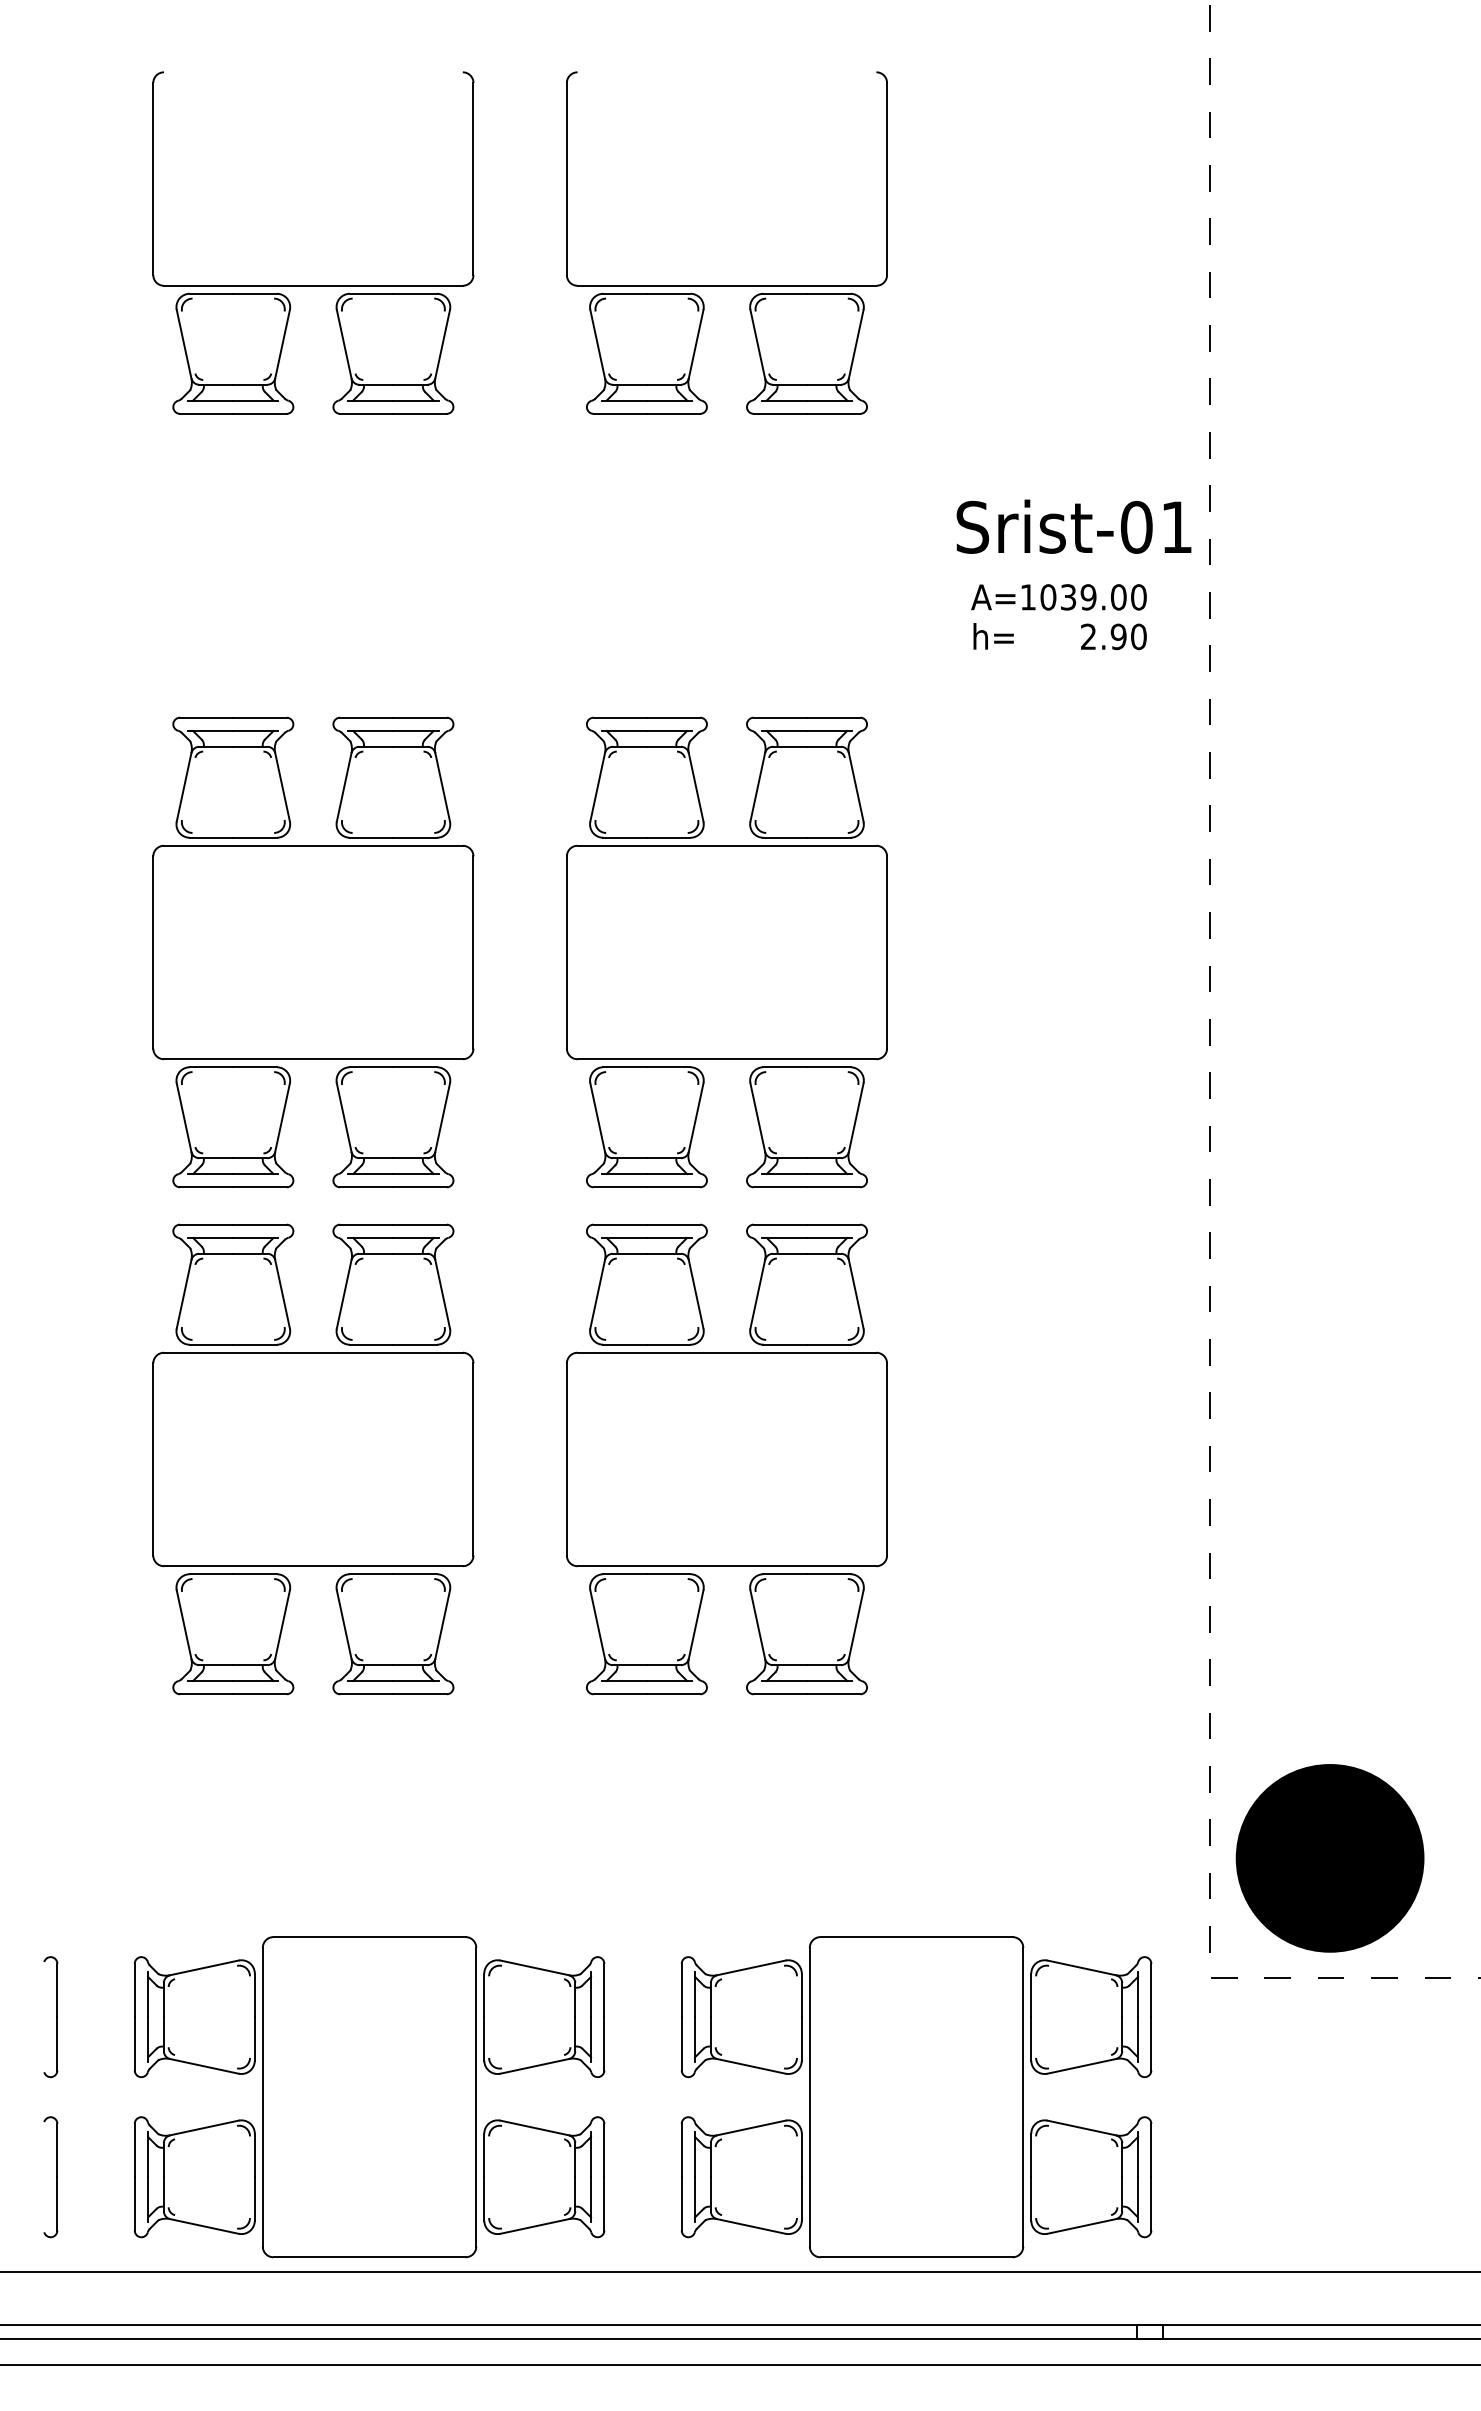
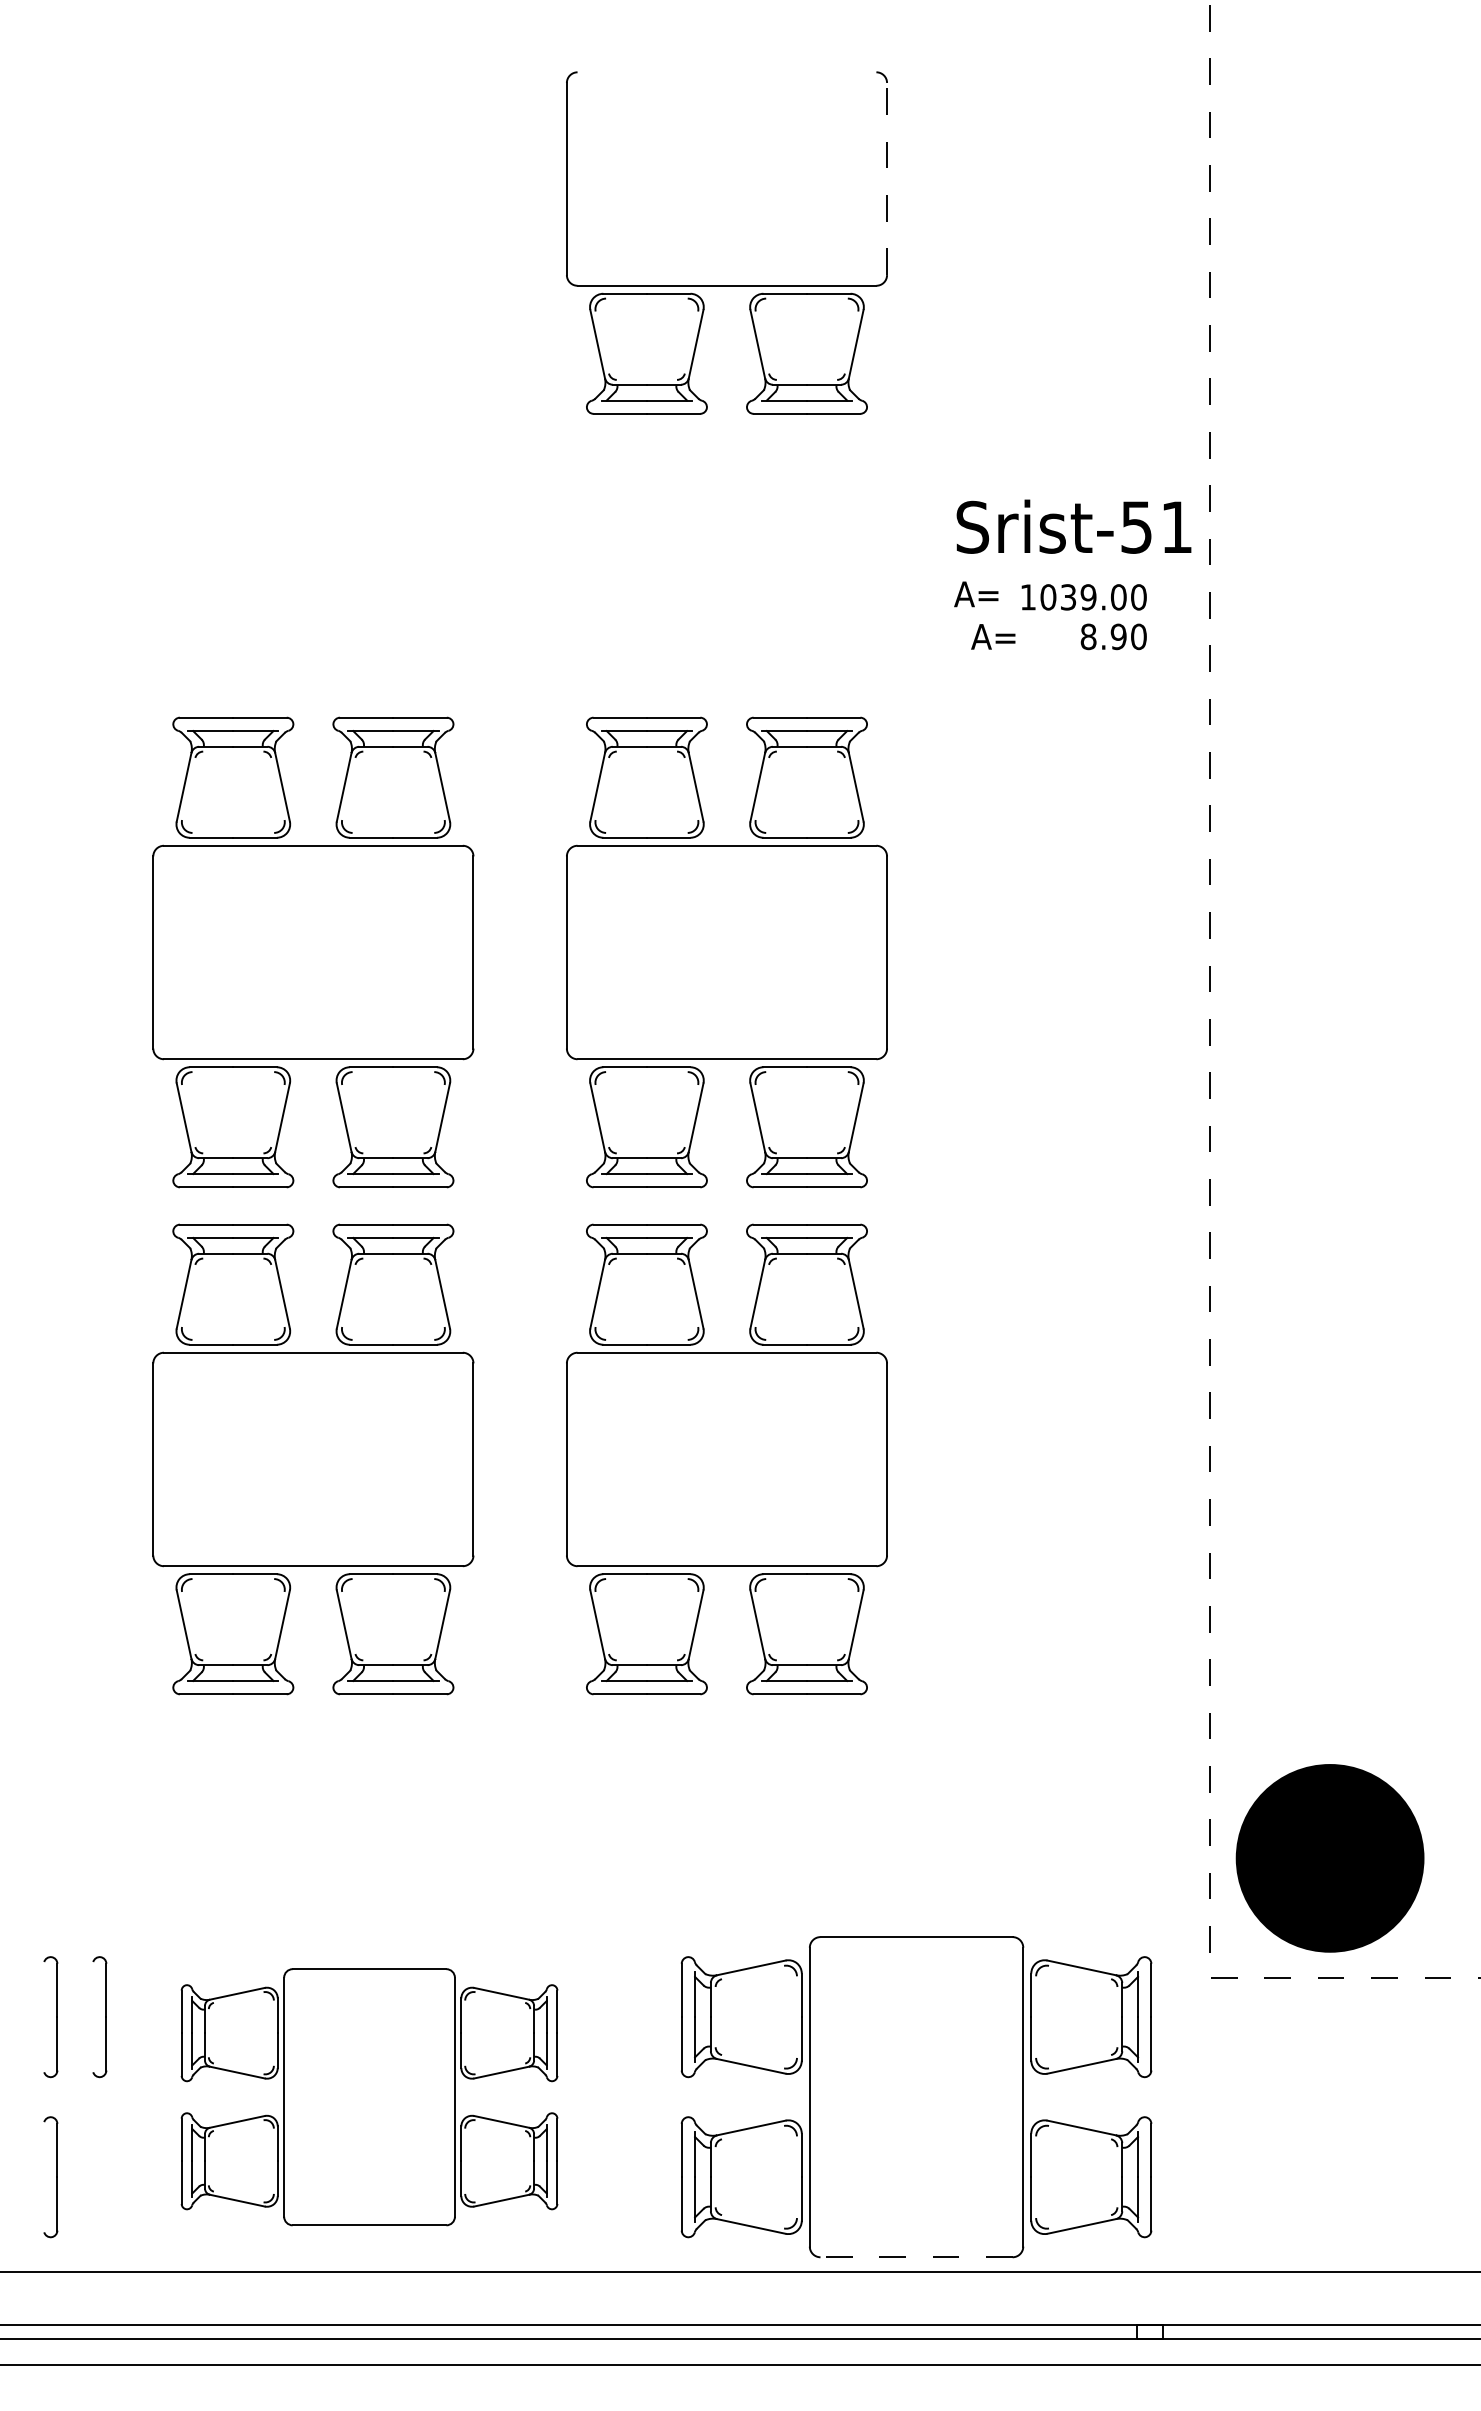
line: solid -> dashed (887, 178)
part: present -> none (313, 285)
text: Srist-01 -> Srist-51 (1136, 526)
text position: (993, 597) -> (976, 594) (976, 594)
text: h= -> A= (993, 636)
text: 2.90 -> 8.90 (1088, 636)
part: none -> present (99, 2017)
part size: 473x323 px -> 379x259 px (369, 2097)
line: solid -> dashed (916, 2257)
